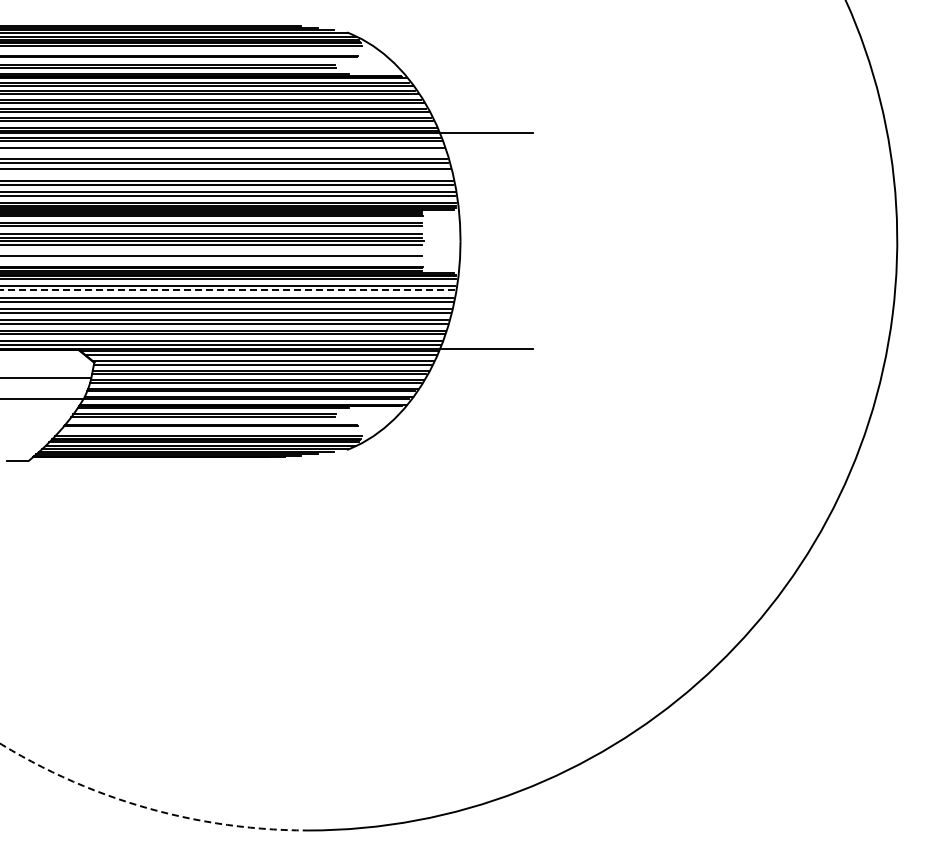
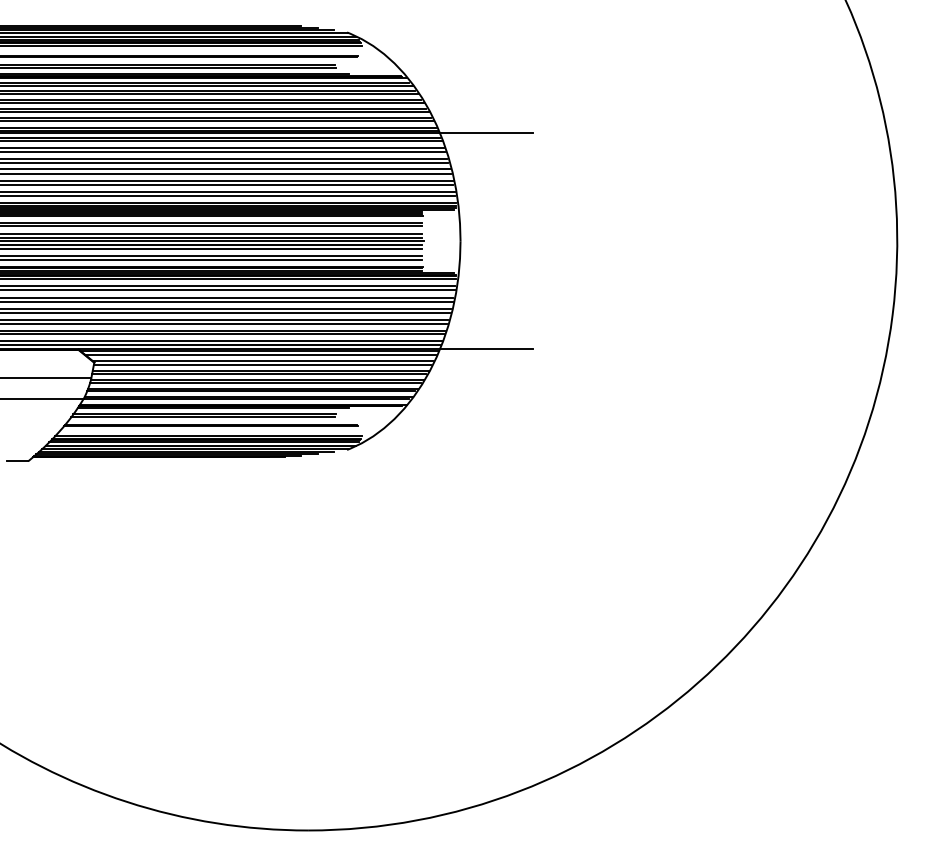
line: none -> present (223, 151)
line: none -> present (226, 173)
line: none -> present (211, 248)
line: none -> present (211, 259)
line: dashed -> solid (227, 290)
arc: dashed -> solid (148, 808)
